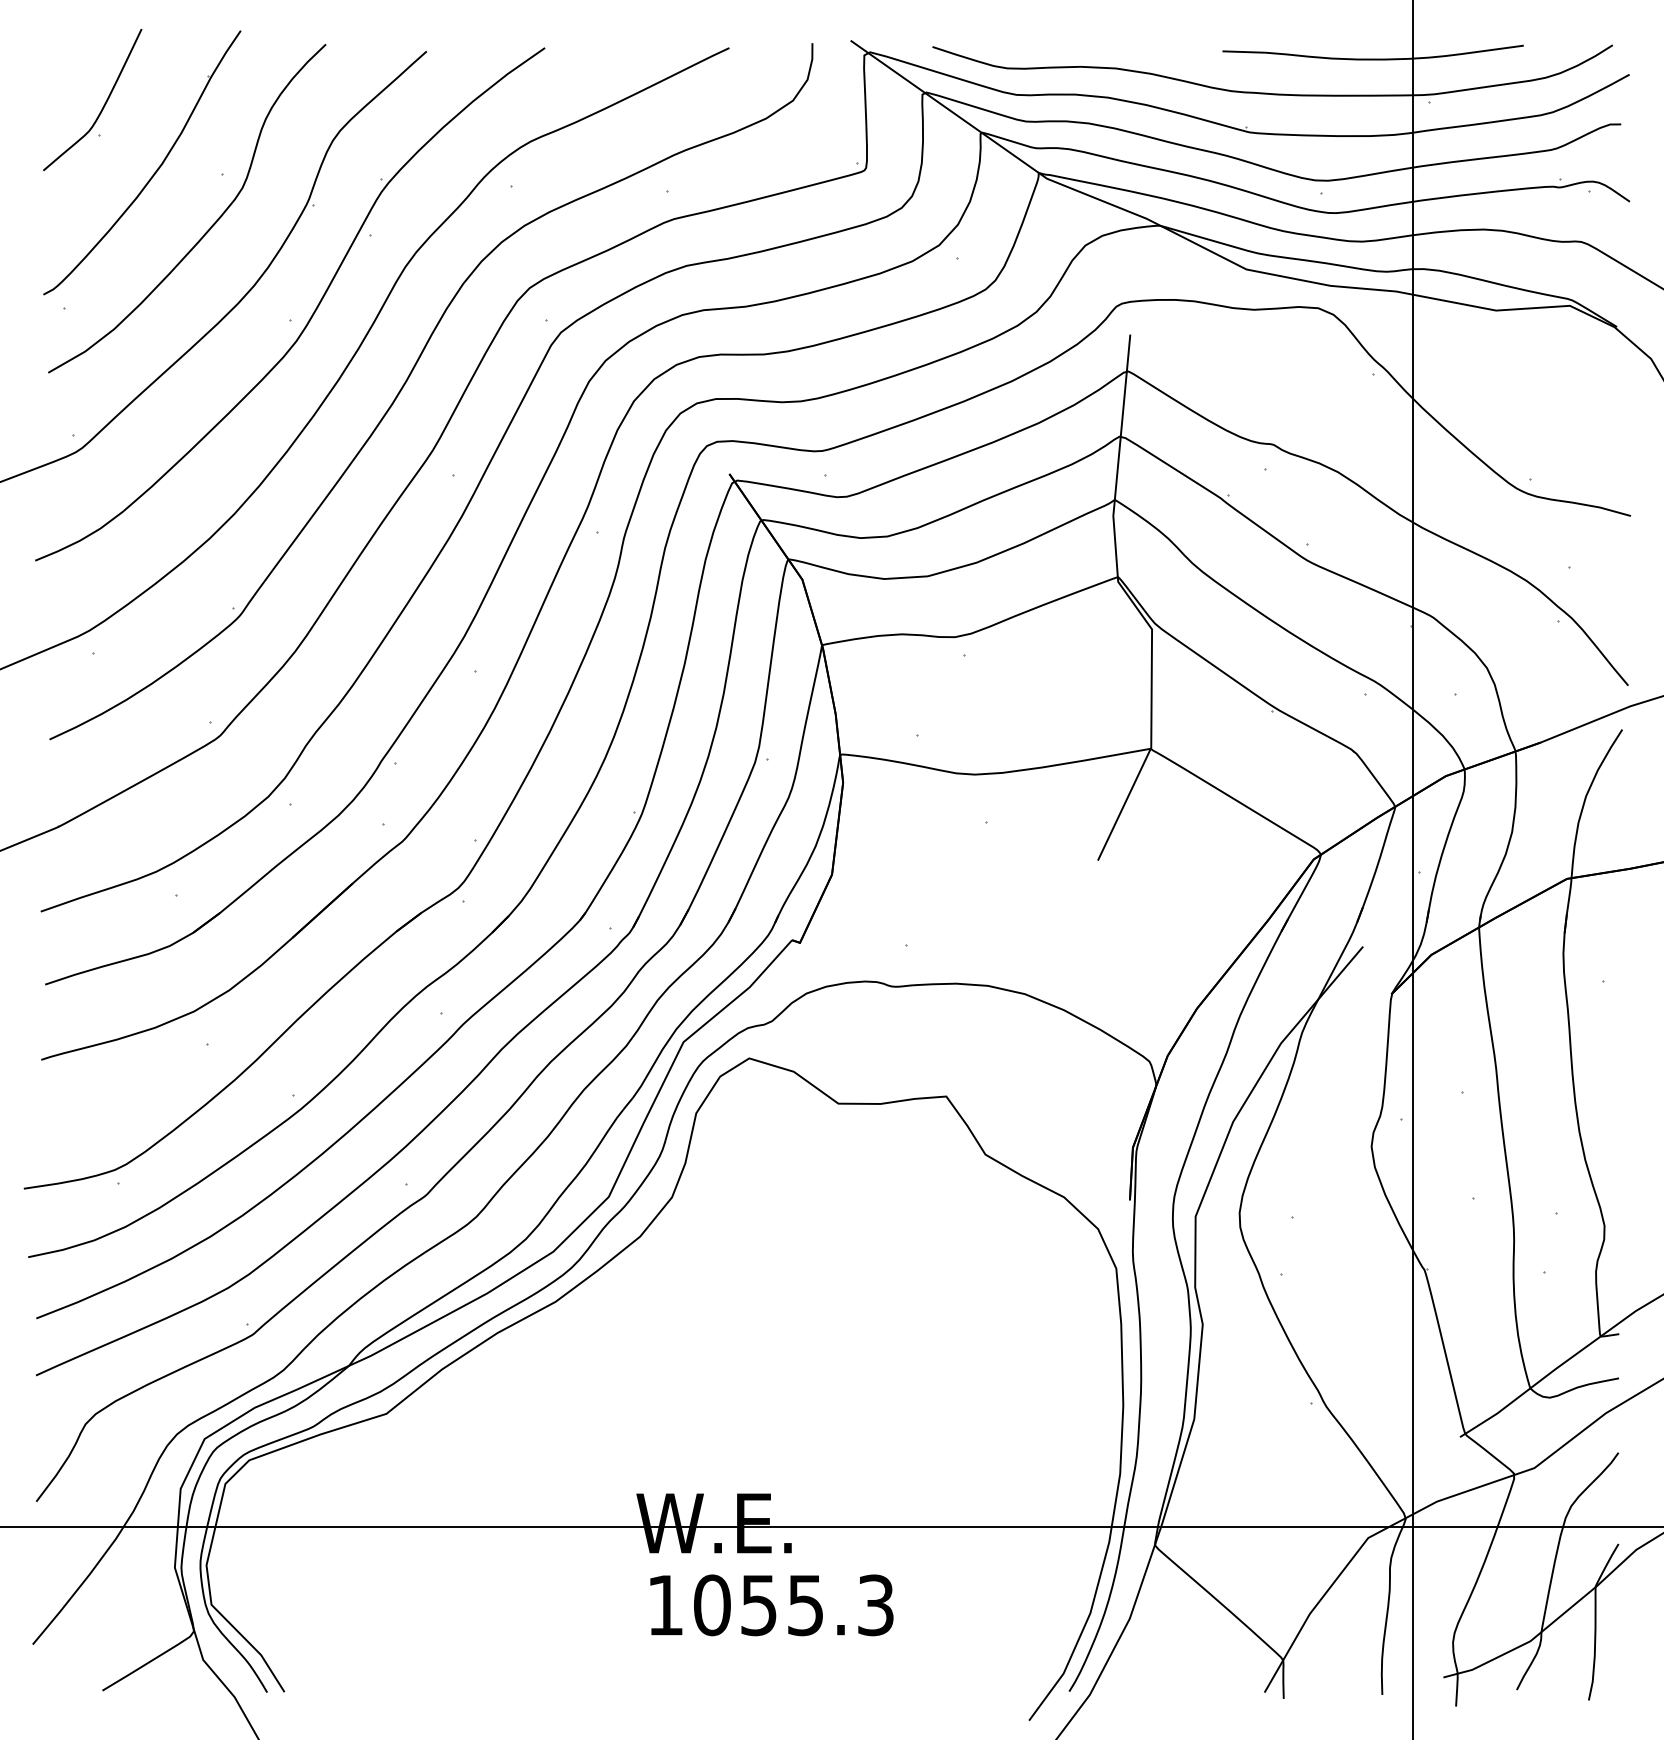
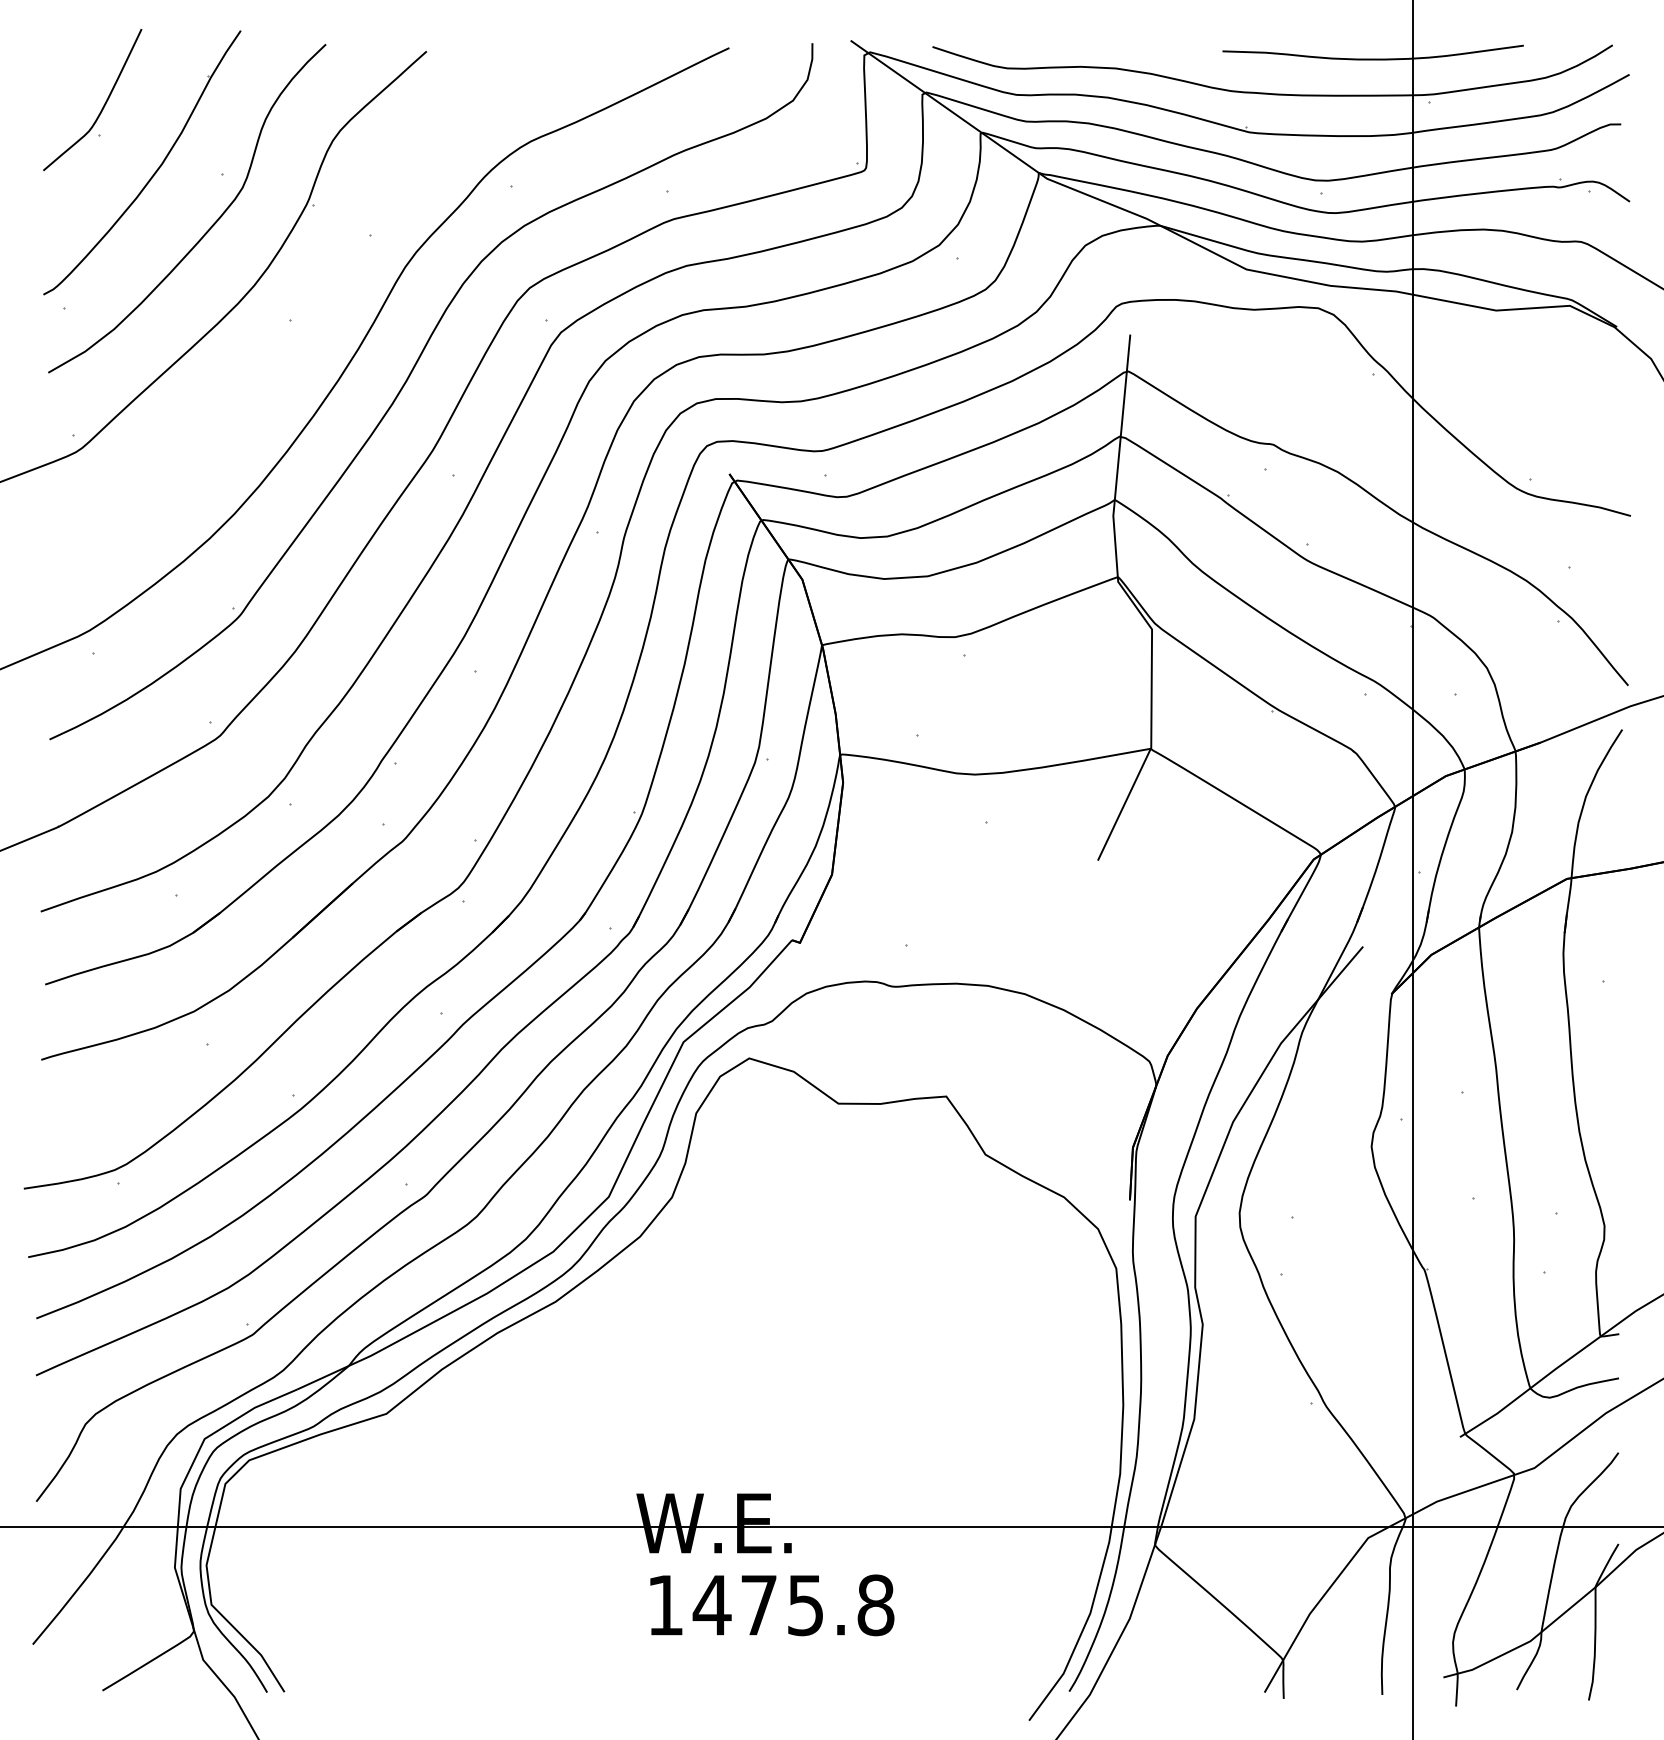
part: present -> none (309, 318)
text: 1055.3 -> 1475.8 (793, 1605)
